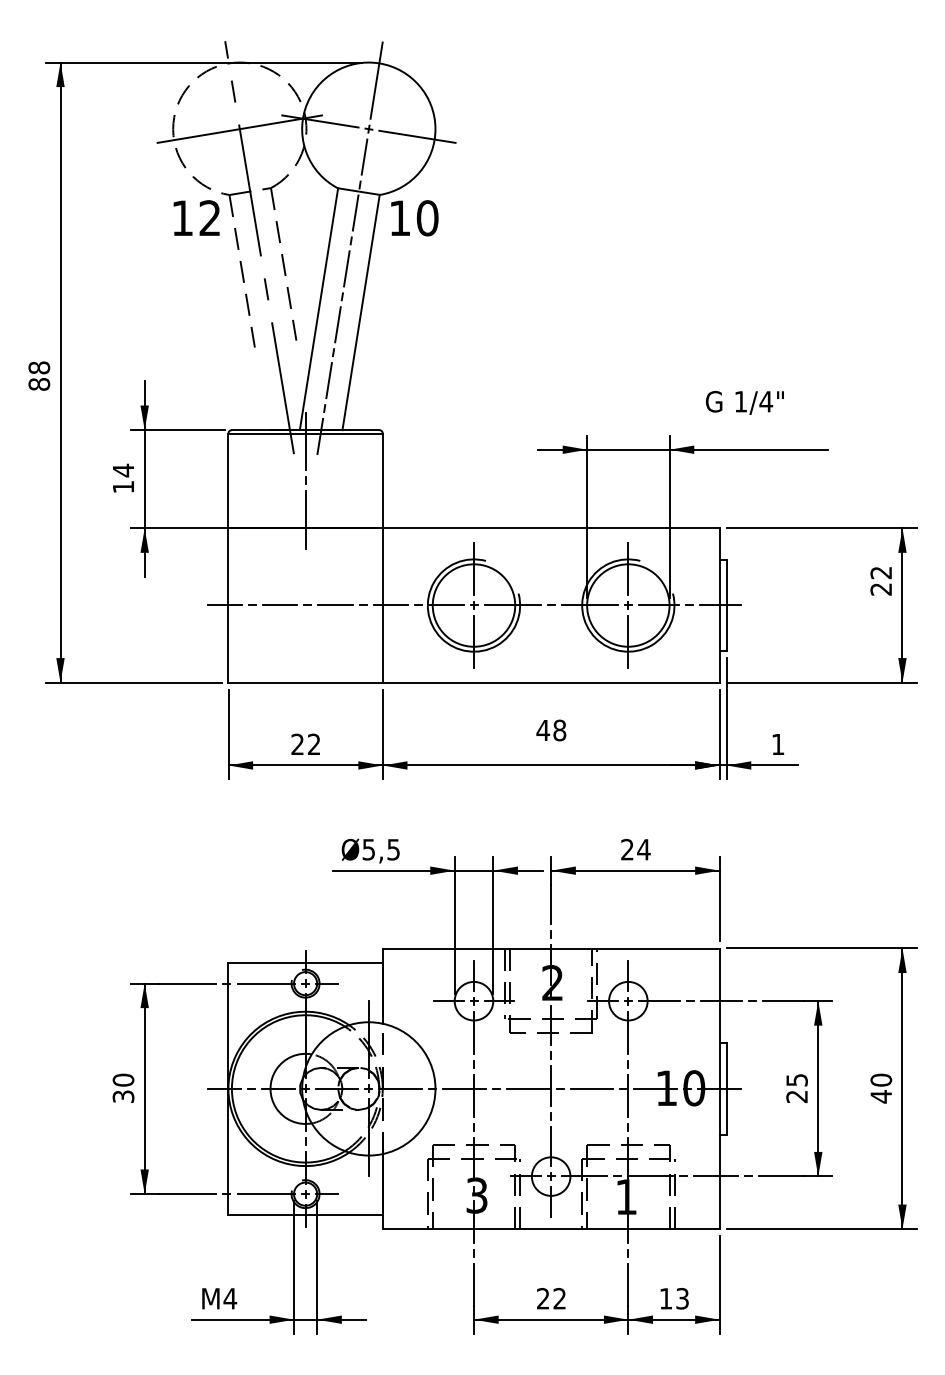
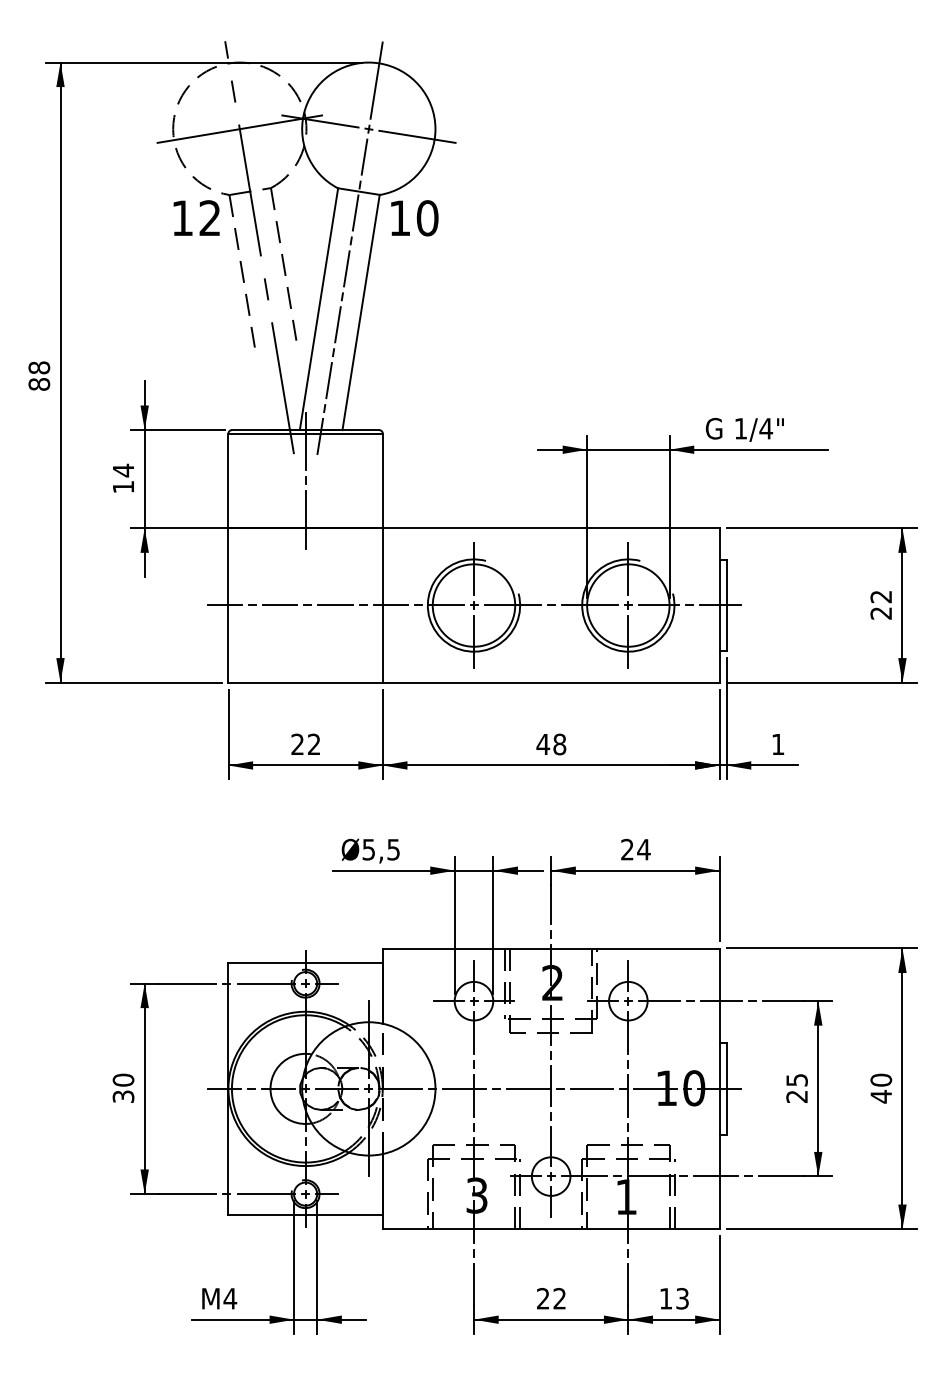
text position: (744, 402) -> (744, 429) (744, 429)
text position: (880, 581) -> (880, 605) (880, 605)
text position: (551, 730) -> (551, 744) (551, 744)
